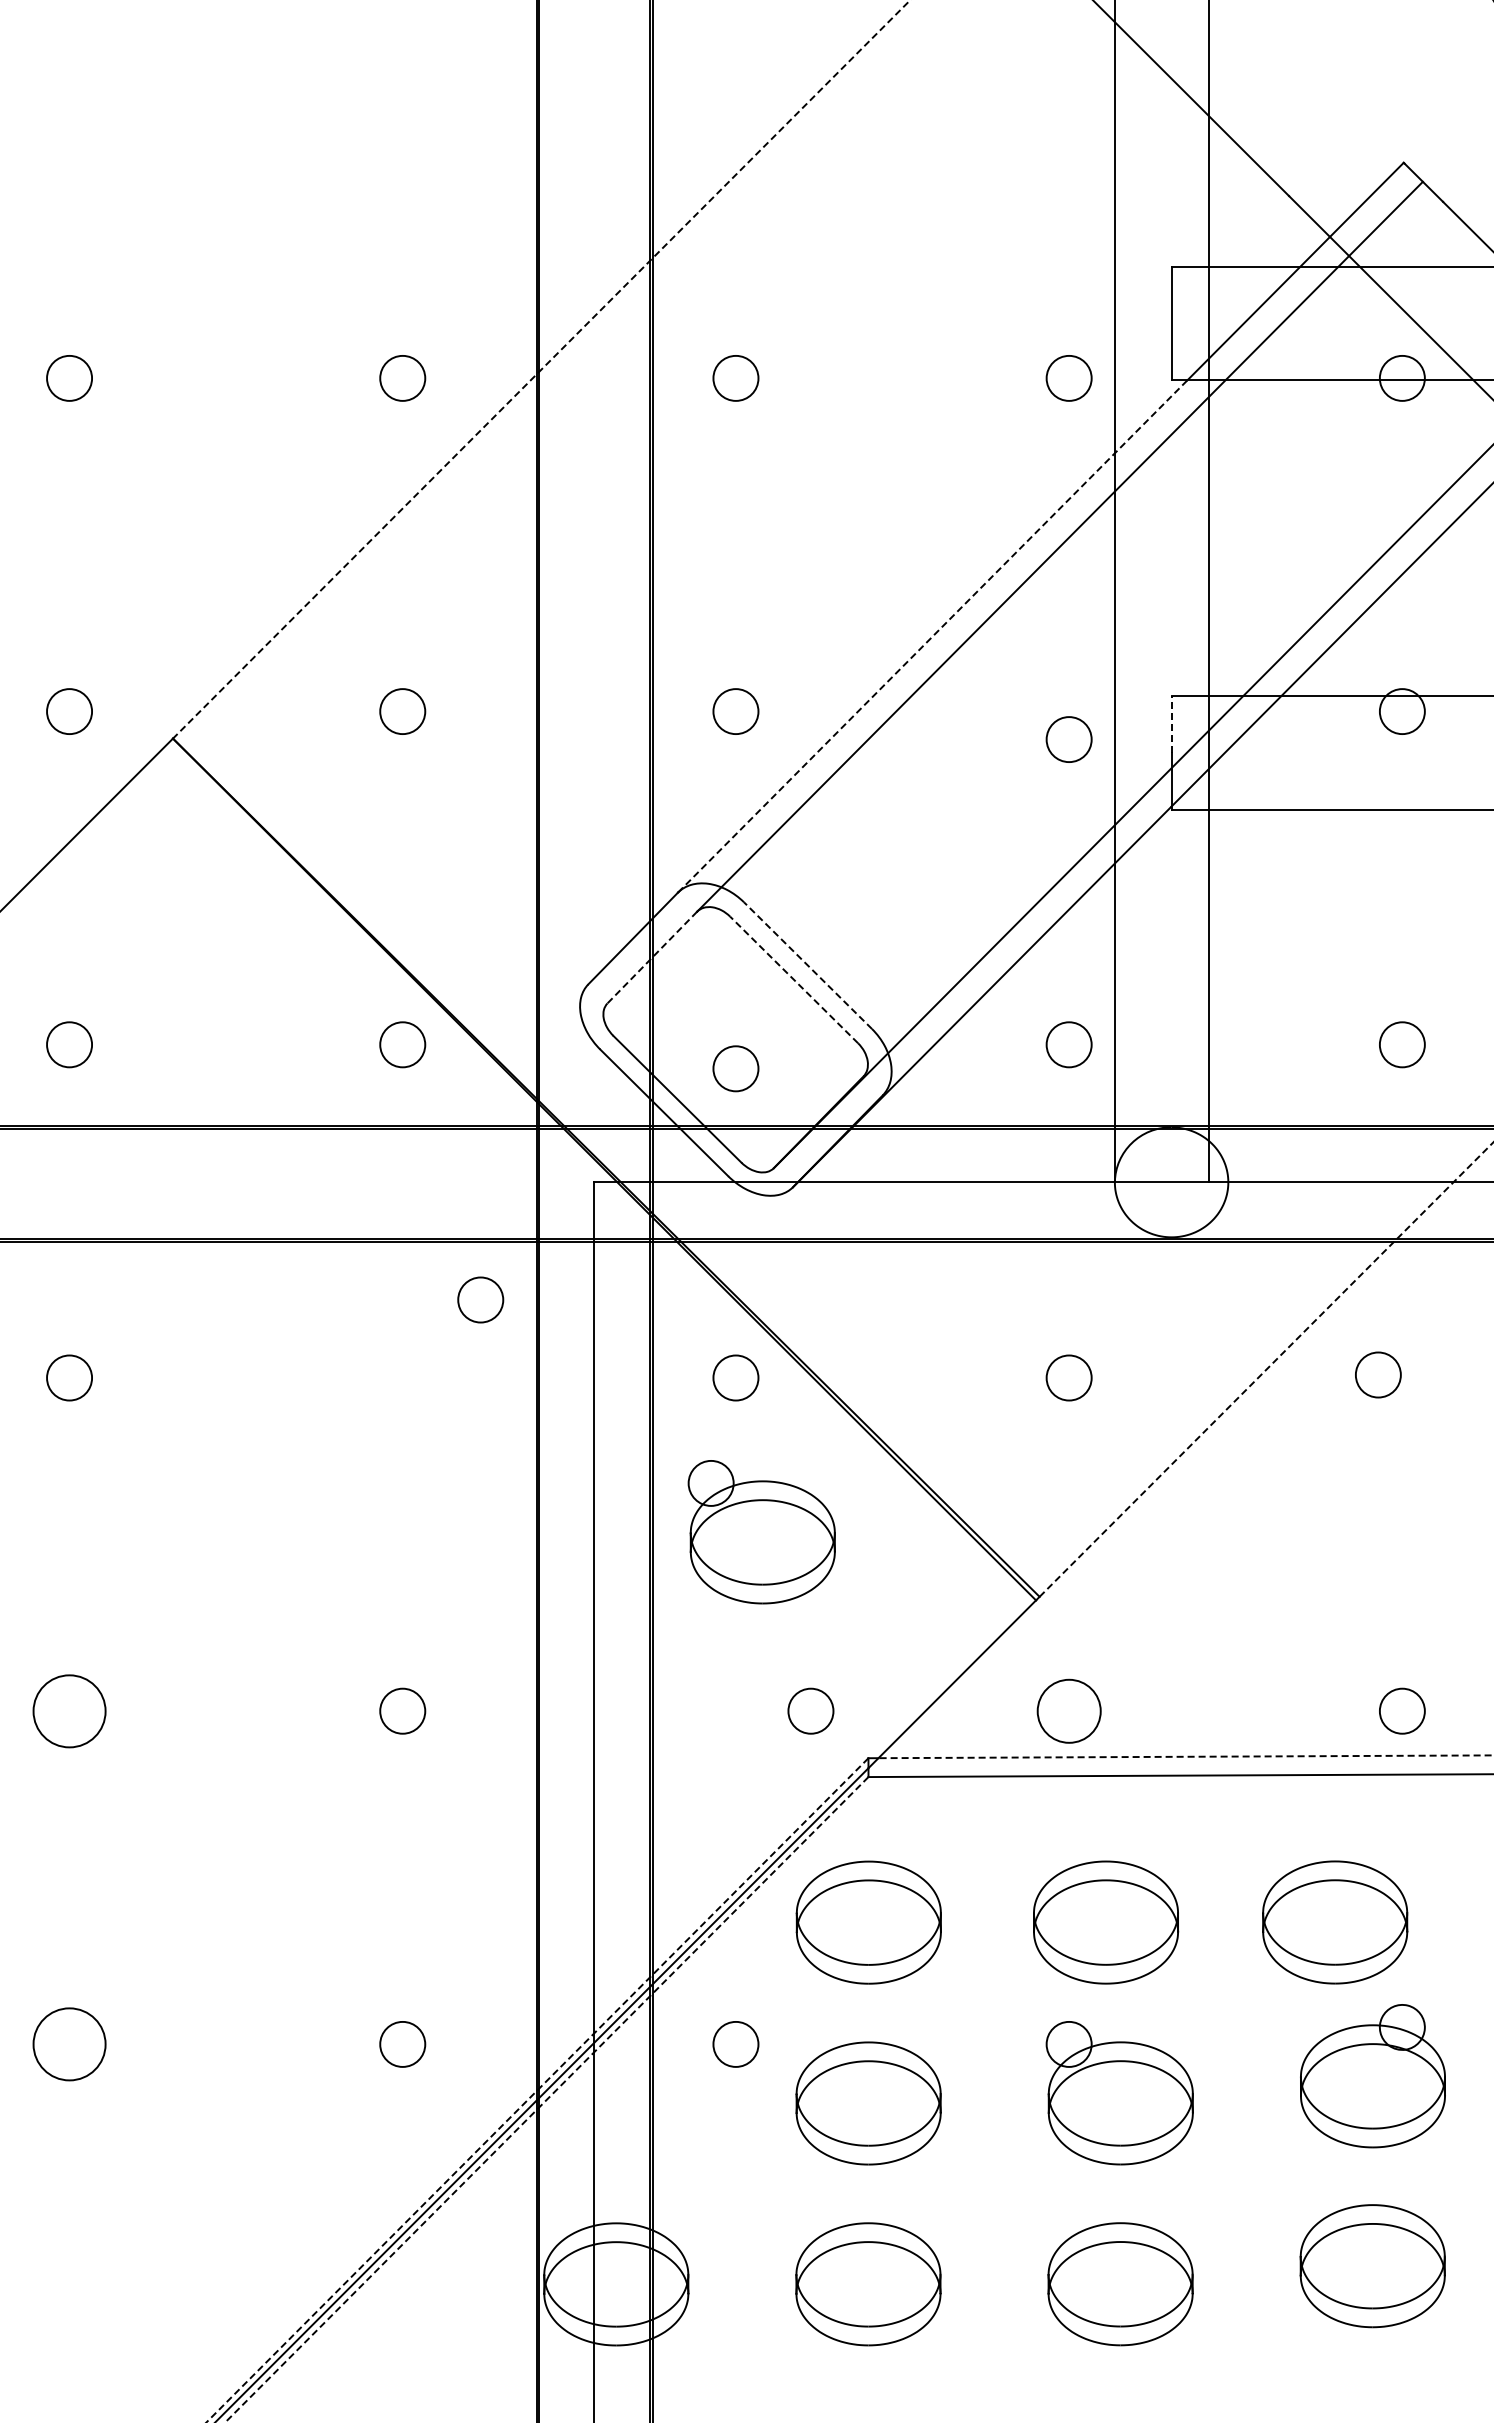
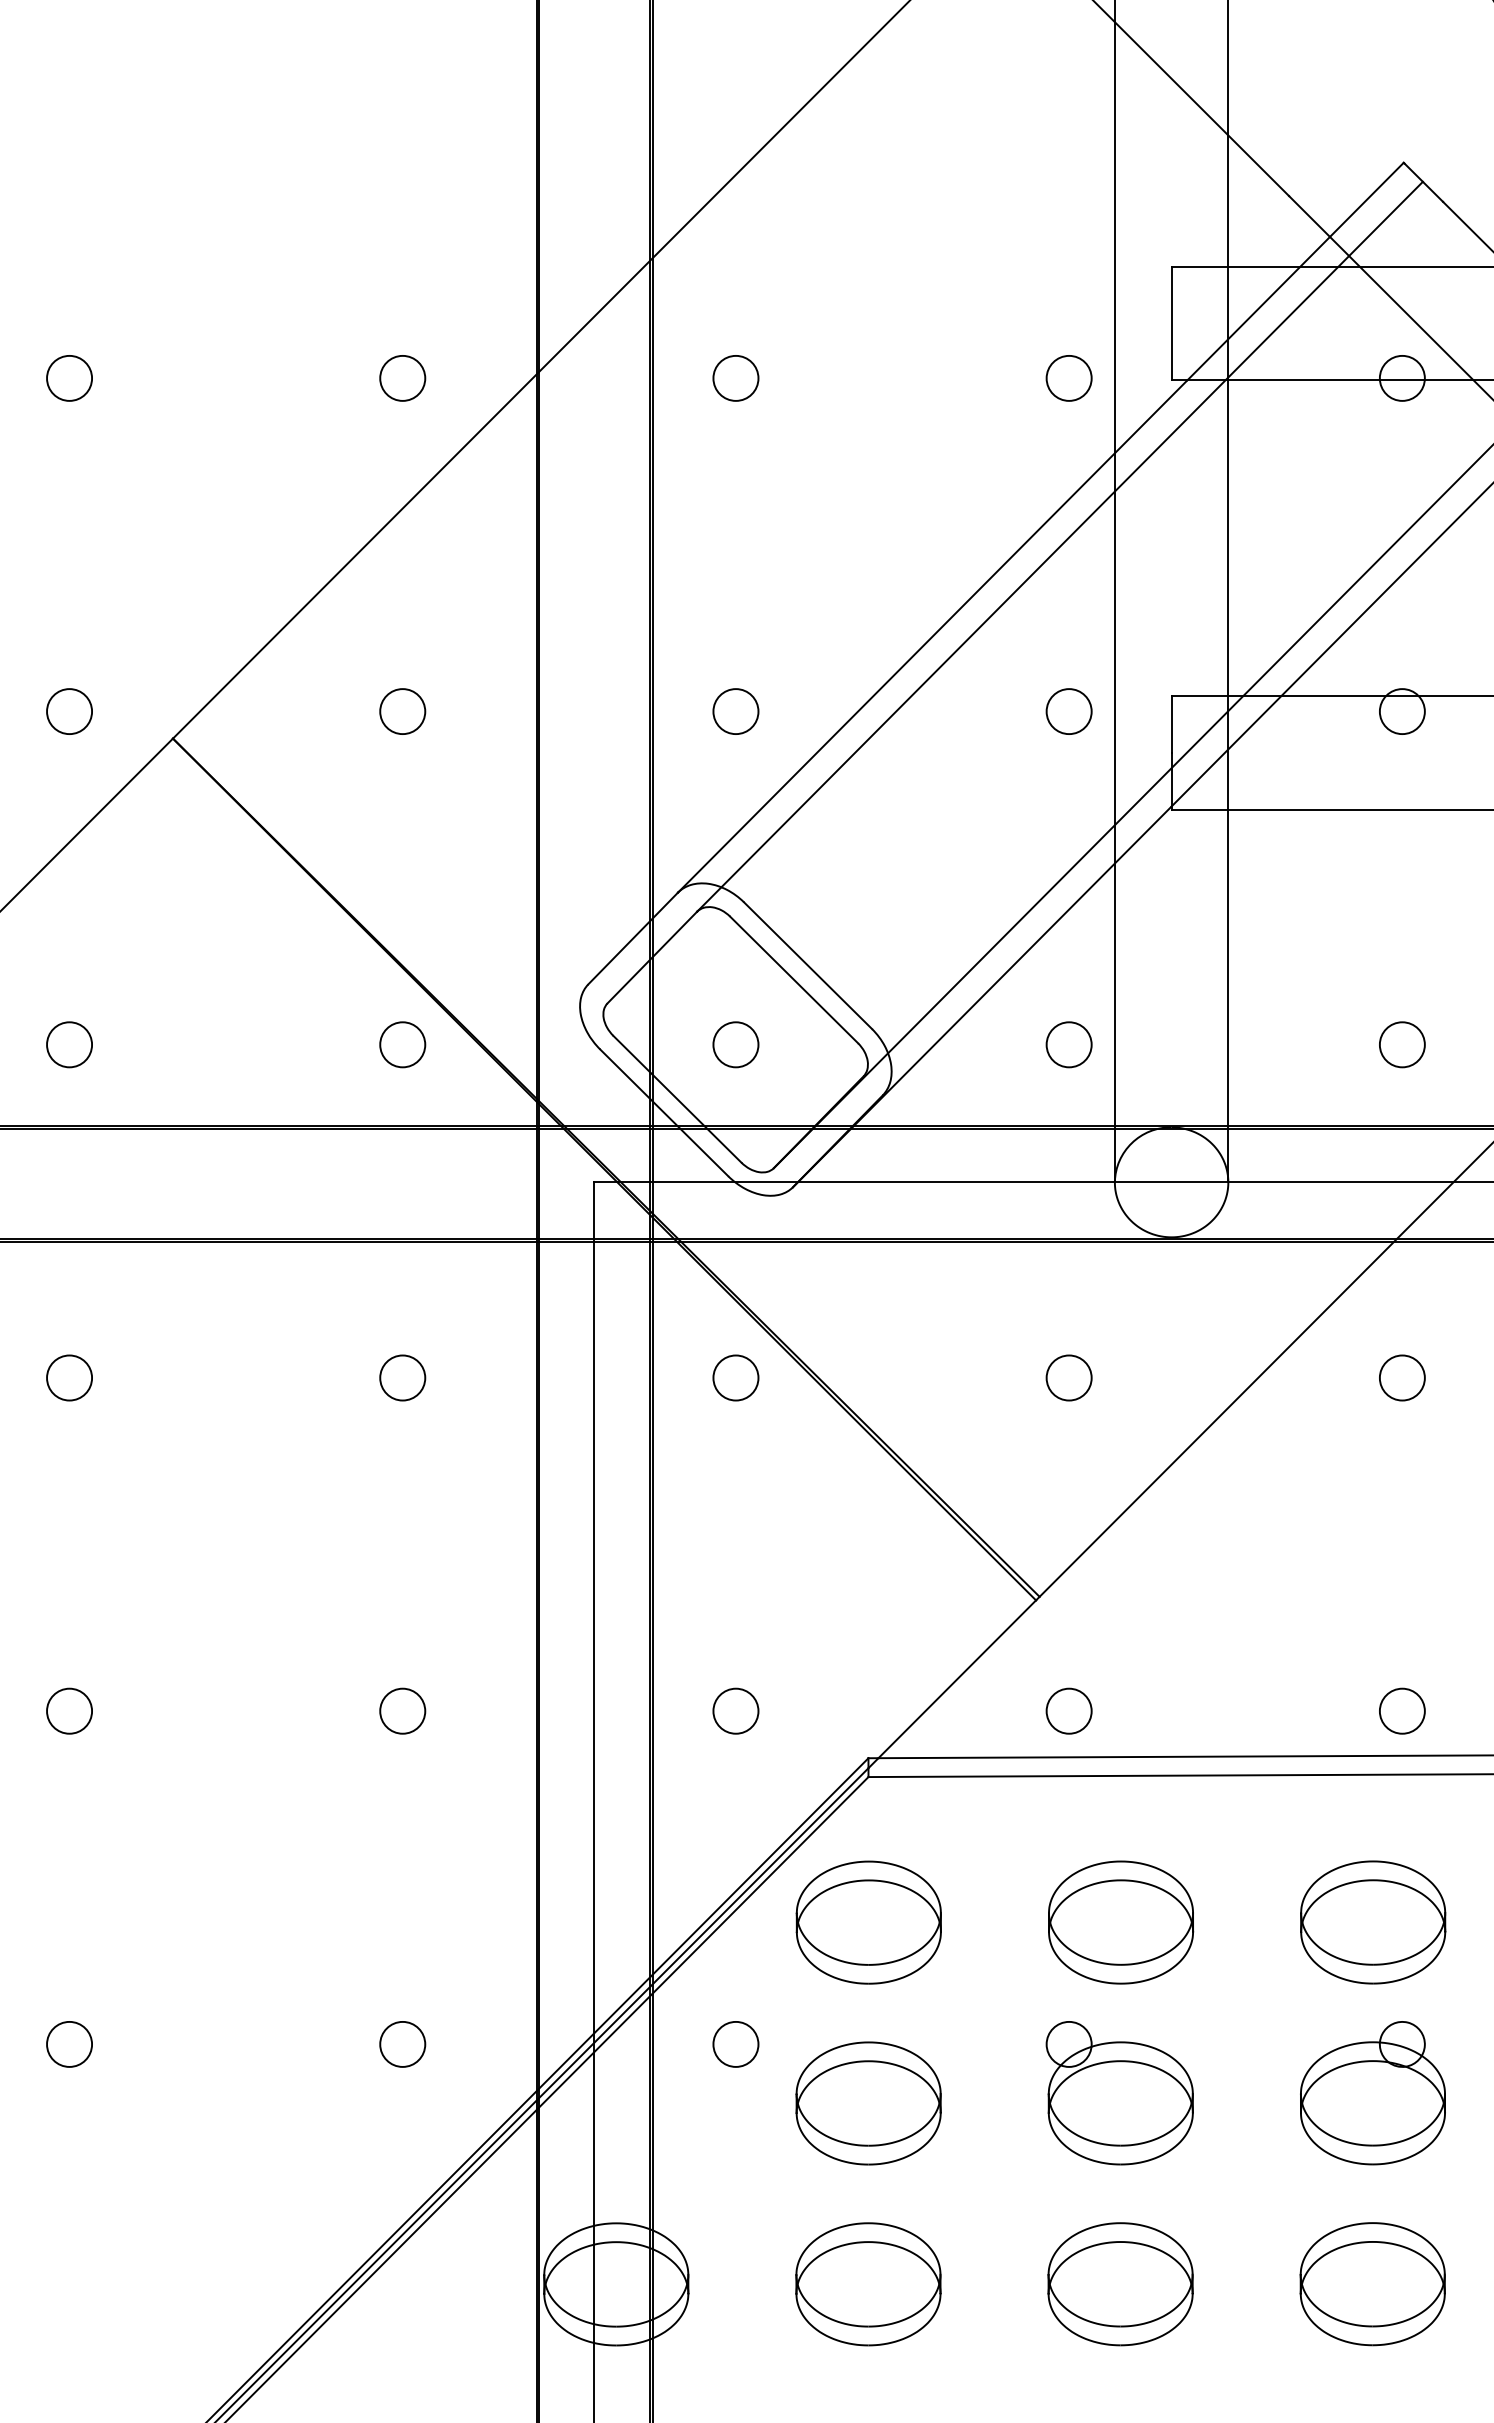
line: dashed -> solid (541, 369)
line position: (1209, 592) -> (1228, 592) (1228, 592)
line: dashed -> solid (933, 636)
line: dashed -> solid (1171, 724)
circle position: (1068, 739) -> (1068, 711) (1068, 711)
line: dashed -> solid (651, 957)
line: dashed -> solid (807, 965)
line: dashed -> solid (793, 979)
circle position: (735, 1068) -> (735, 1044) (735, 1044)
circle position: (480, 1299) -> (402, 1377) (402, 1377)
line: dashed -> solid (1267, 1369)
circle position: (1378, 1374) -> (1402, 1377) (1402, 1377)
part: present -> none (761, 1532)
circle position: (810, 1710) -> (735, 1710) (735, 1710)
circle size: 66x66 px -> 48x48 px (1068, 1710)
circle size: 75x75 px -> 47x48 px (69, 1710)
line: dashed -> solid (1185, 1756)
part position: (1106, 1922) -> (1121, 1922) (1121, 1922)
part position: (1335, 1922) -> (1373, 1922) (1373, 1922)
circle size: 75x75 px -> 47x47 px (69, 2044)
part position: (1372, 2076) -> (1372, 2093) (1372, 2093)
line: dashed -> solid (537, 2090)
line: dashed -> solid (546, 2099)
part position: (1372, 2266) -> (1372, 2284) (1372, 2284)
